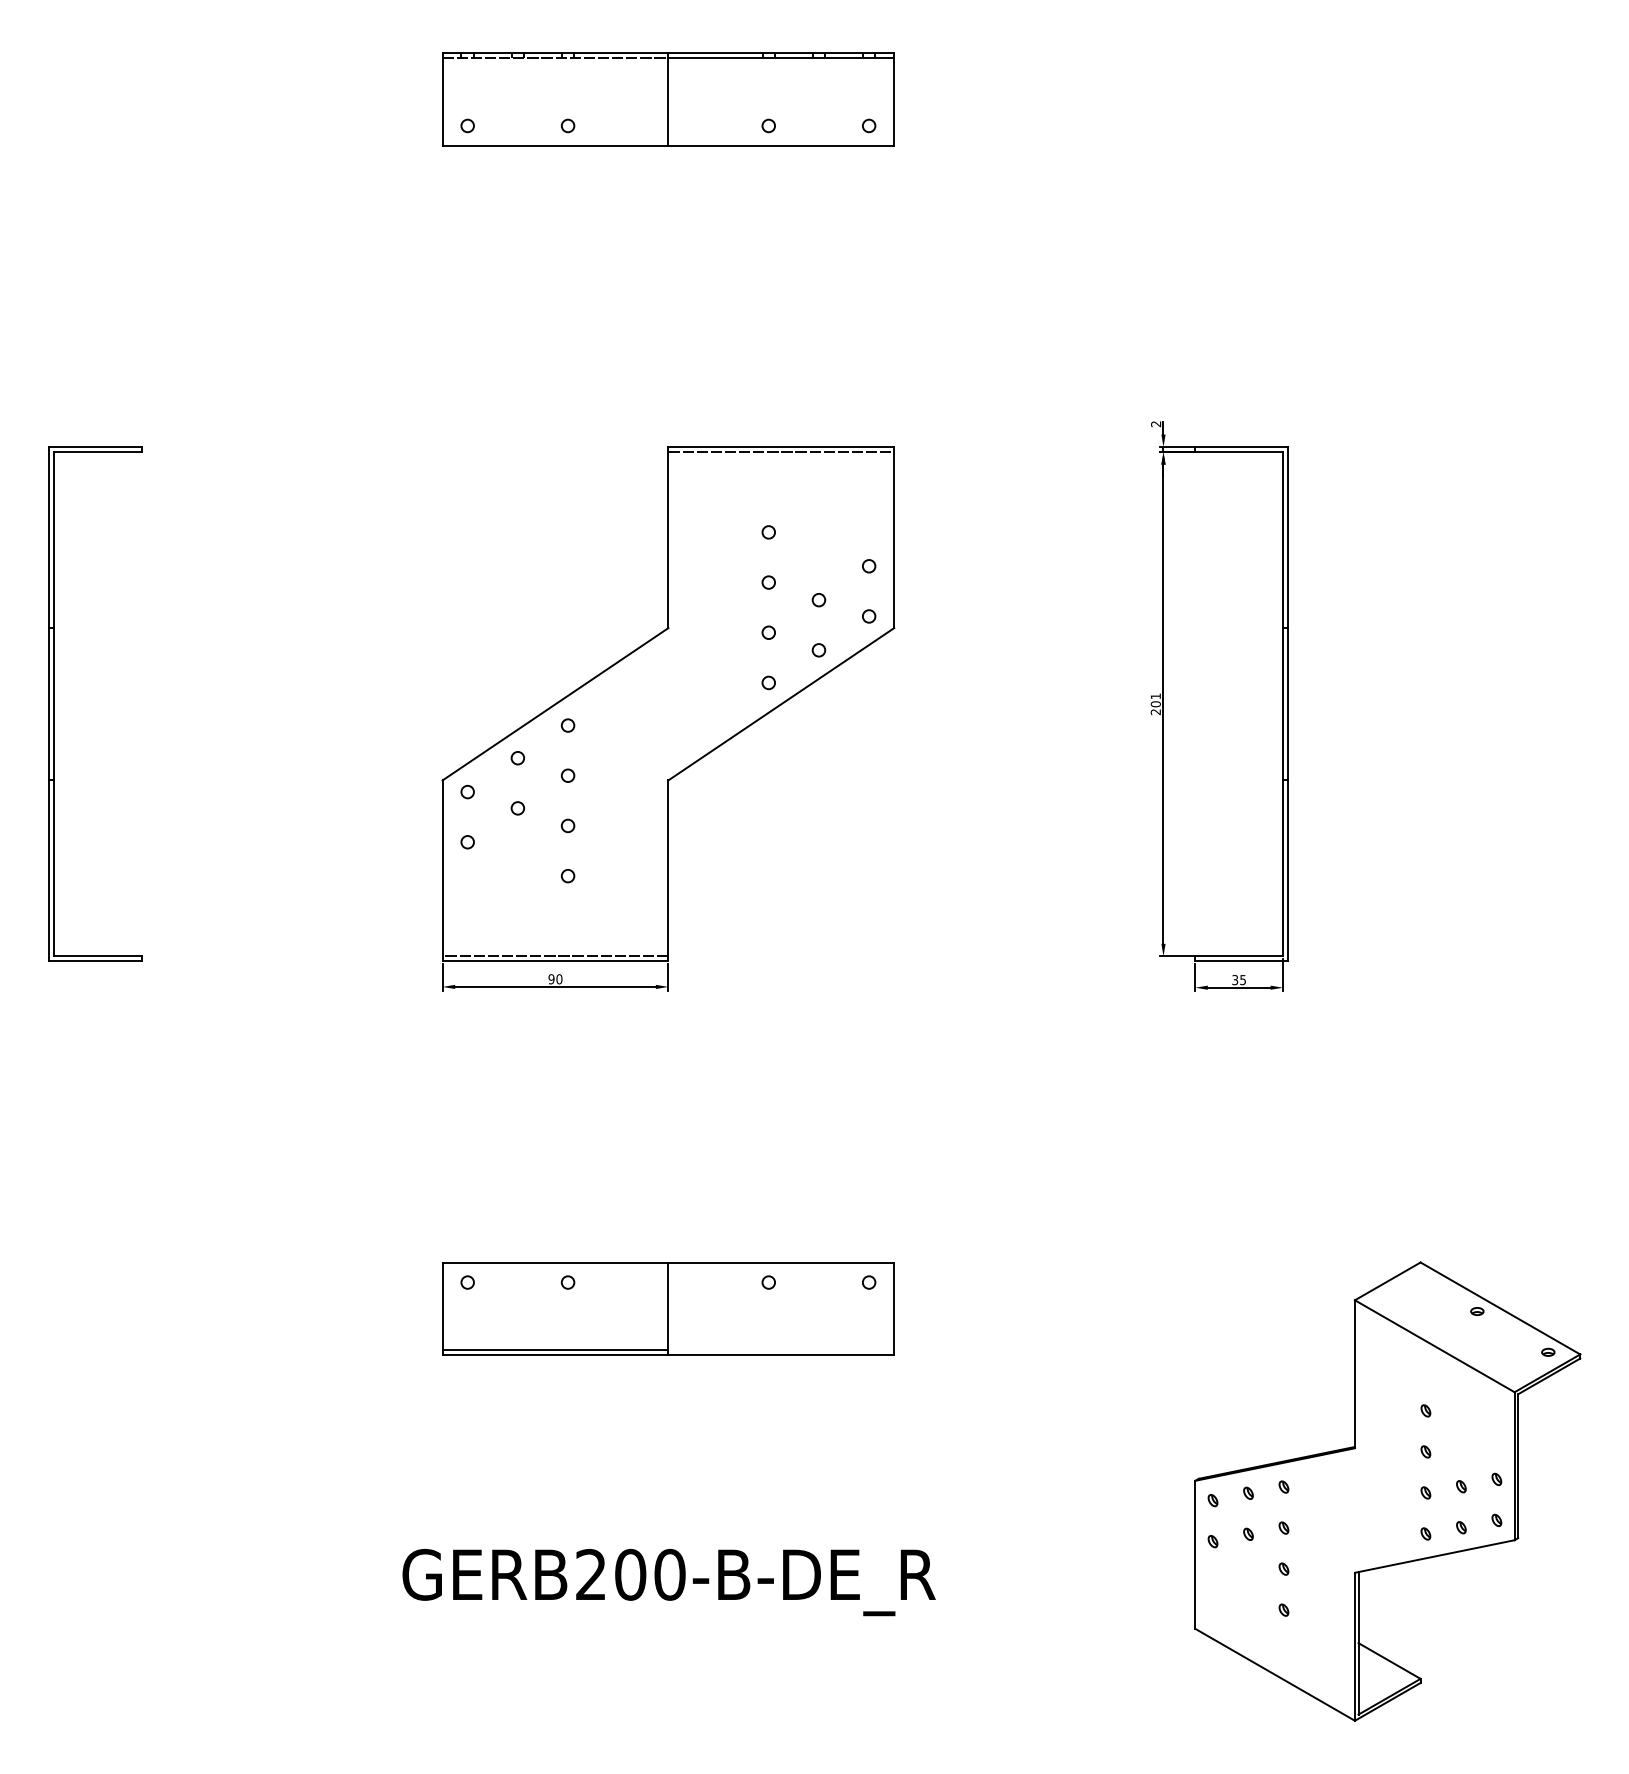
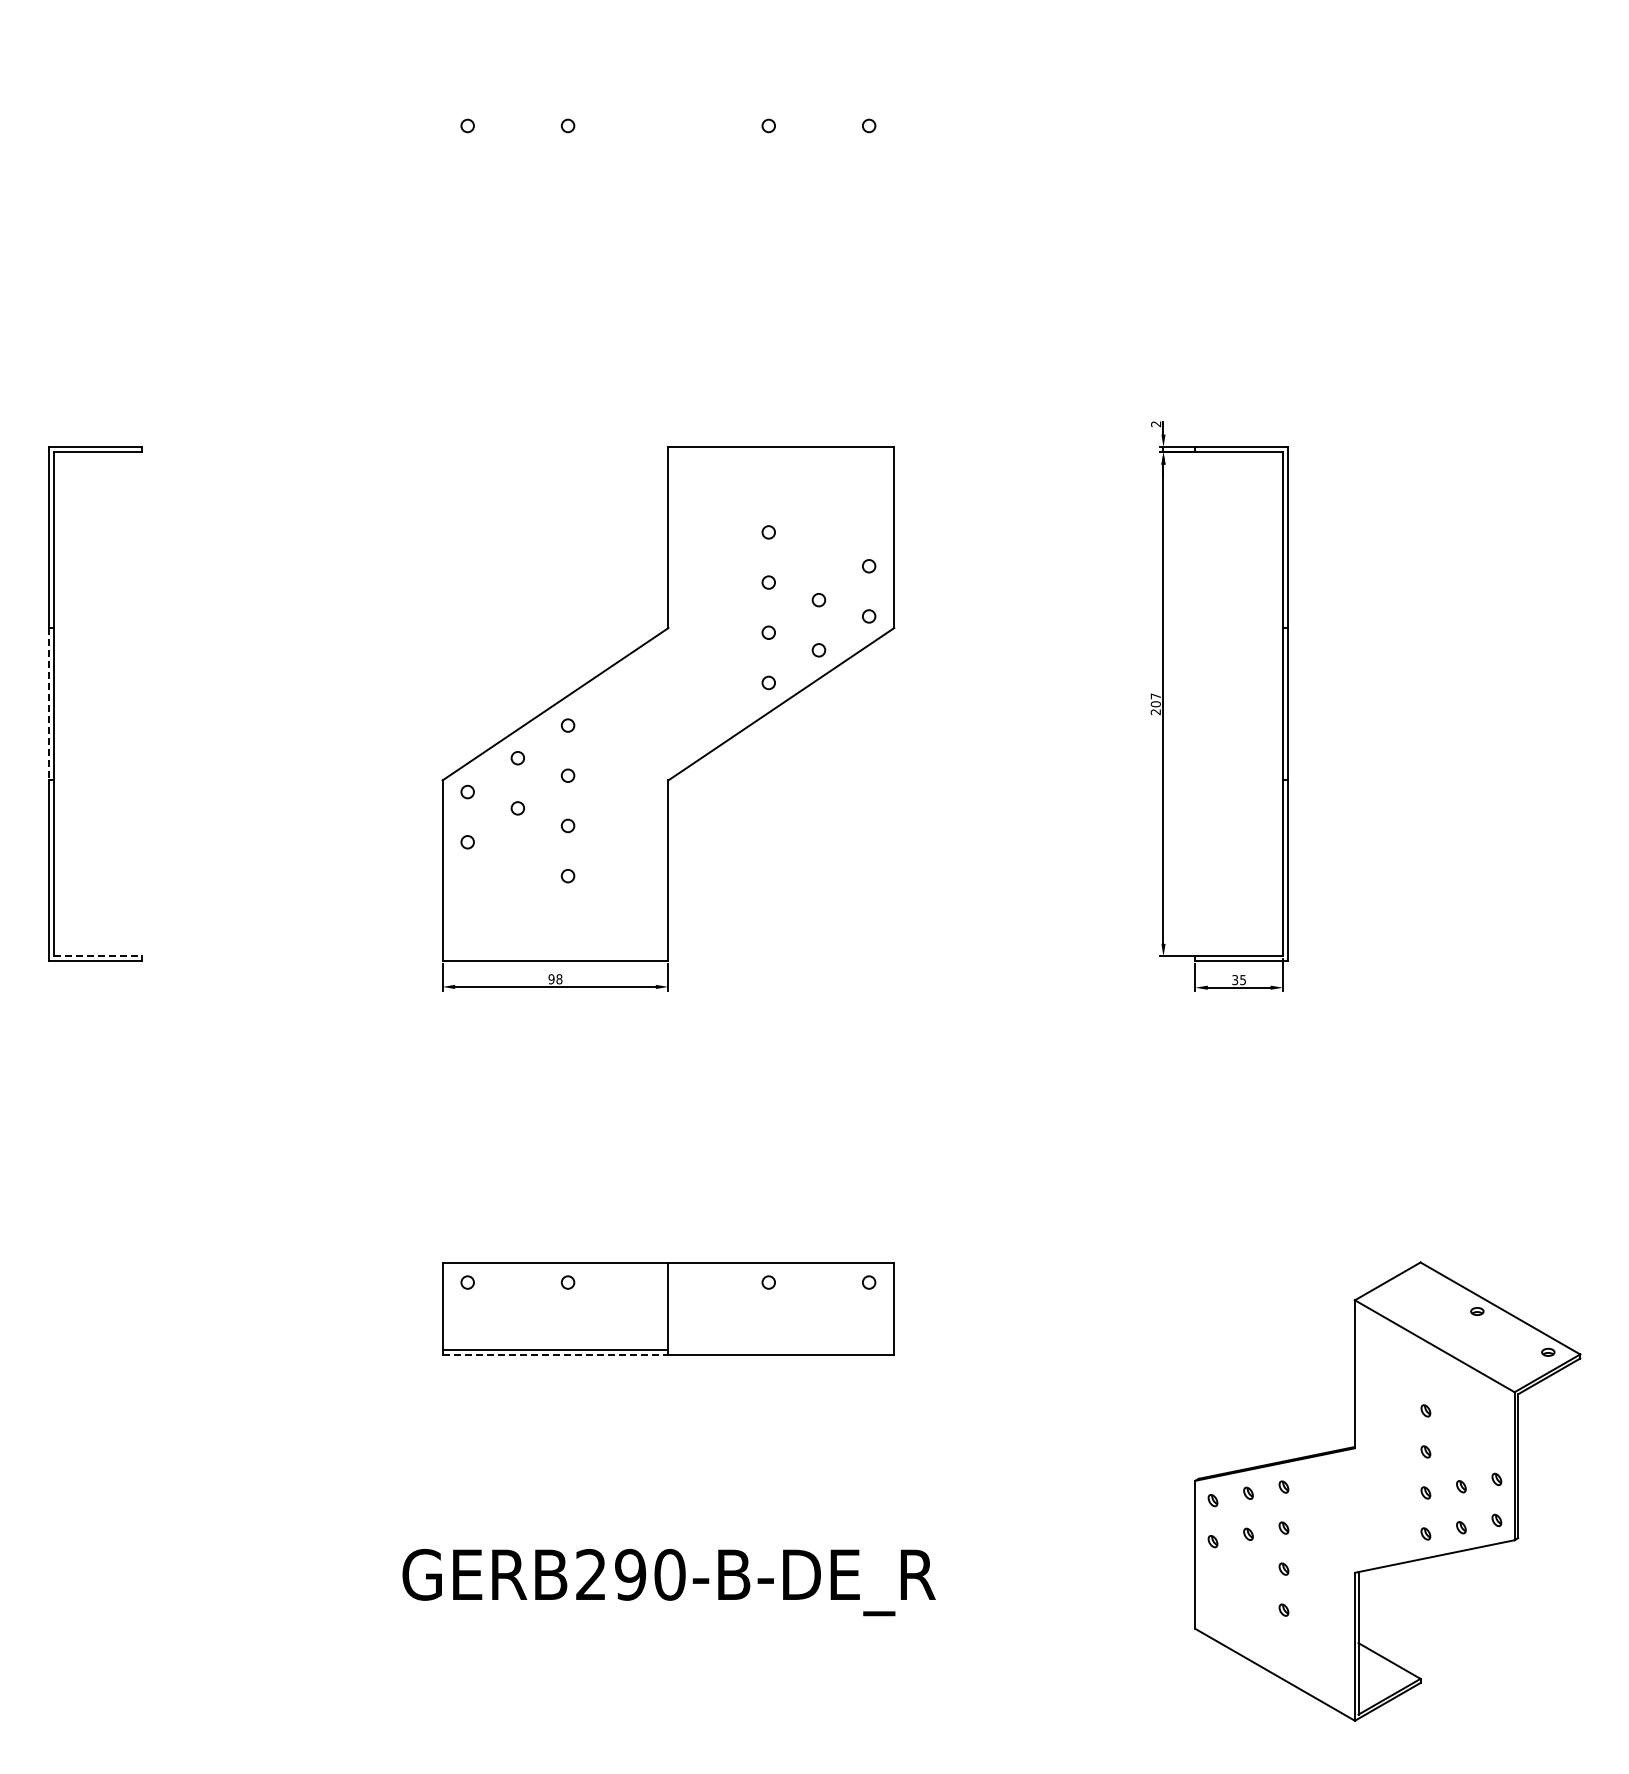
part: present -> none (668, 99)
line: present -> none (781, 452)
text: 201 -> 207 (1155, 696)
line: solid -> dashed (48, 704)
line: solid -> dashed (97, 956)
line: present -> none (555, 956)
text: 90 -> 98 (559, 979)
line: solid -> dashed (555, 1355)
text: GERB200-B-DE_R -> GERB290-B-DE_R (630, 1574)
